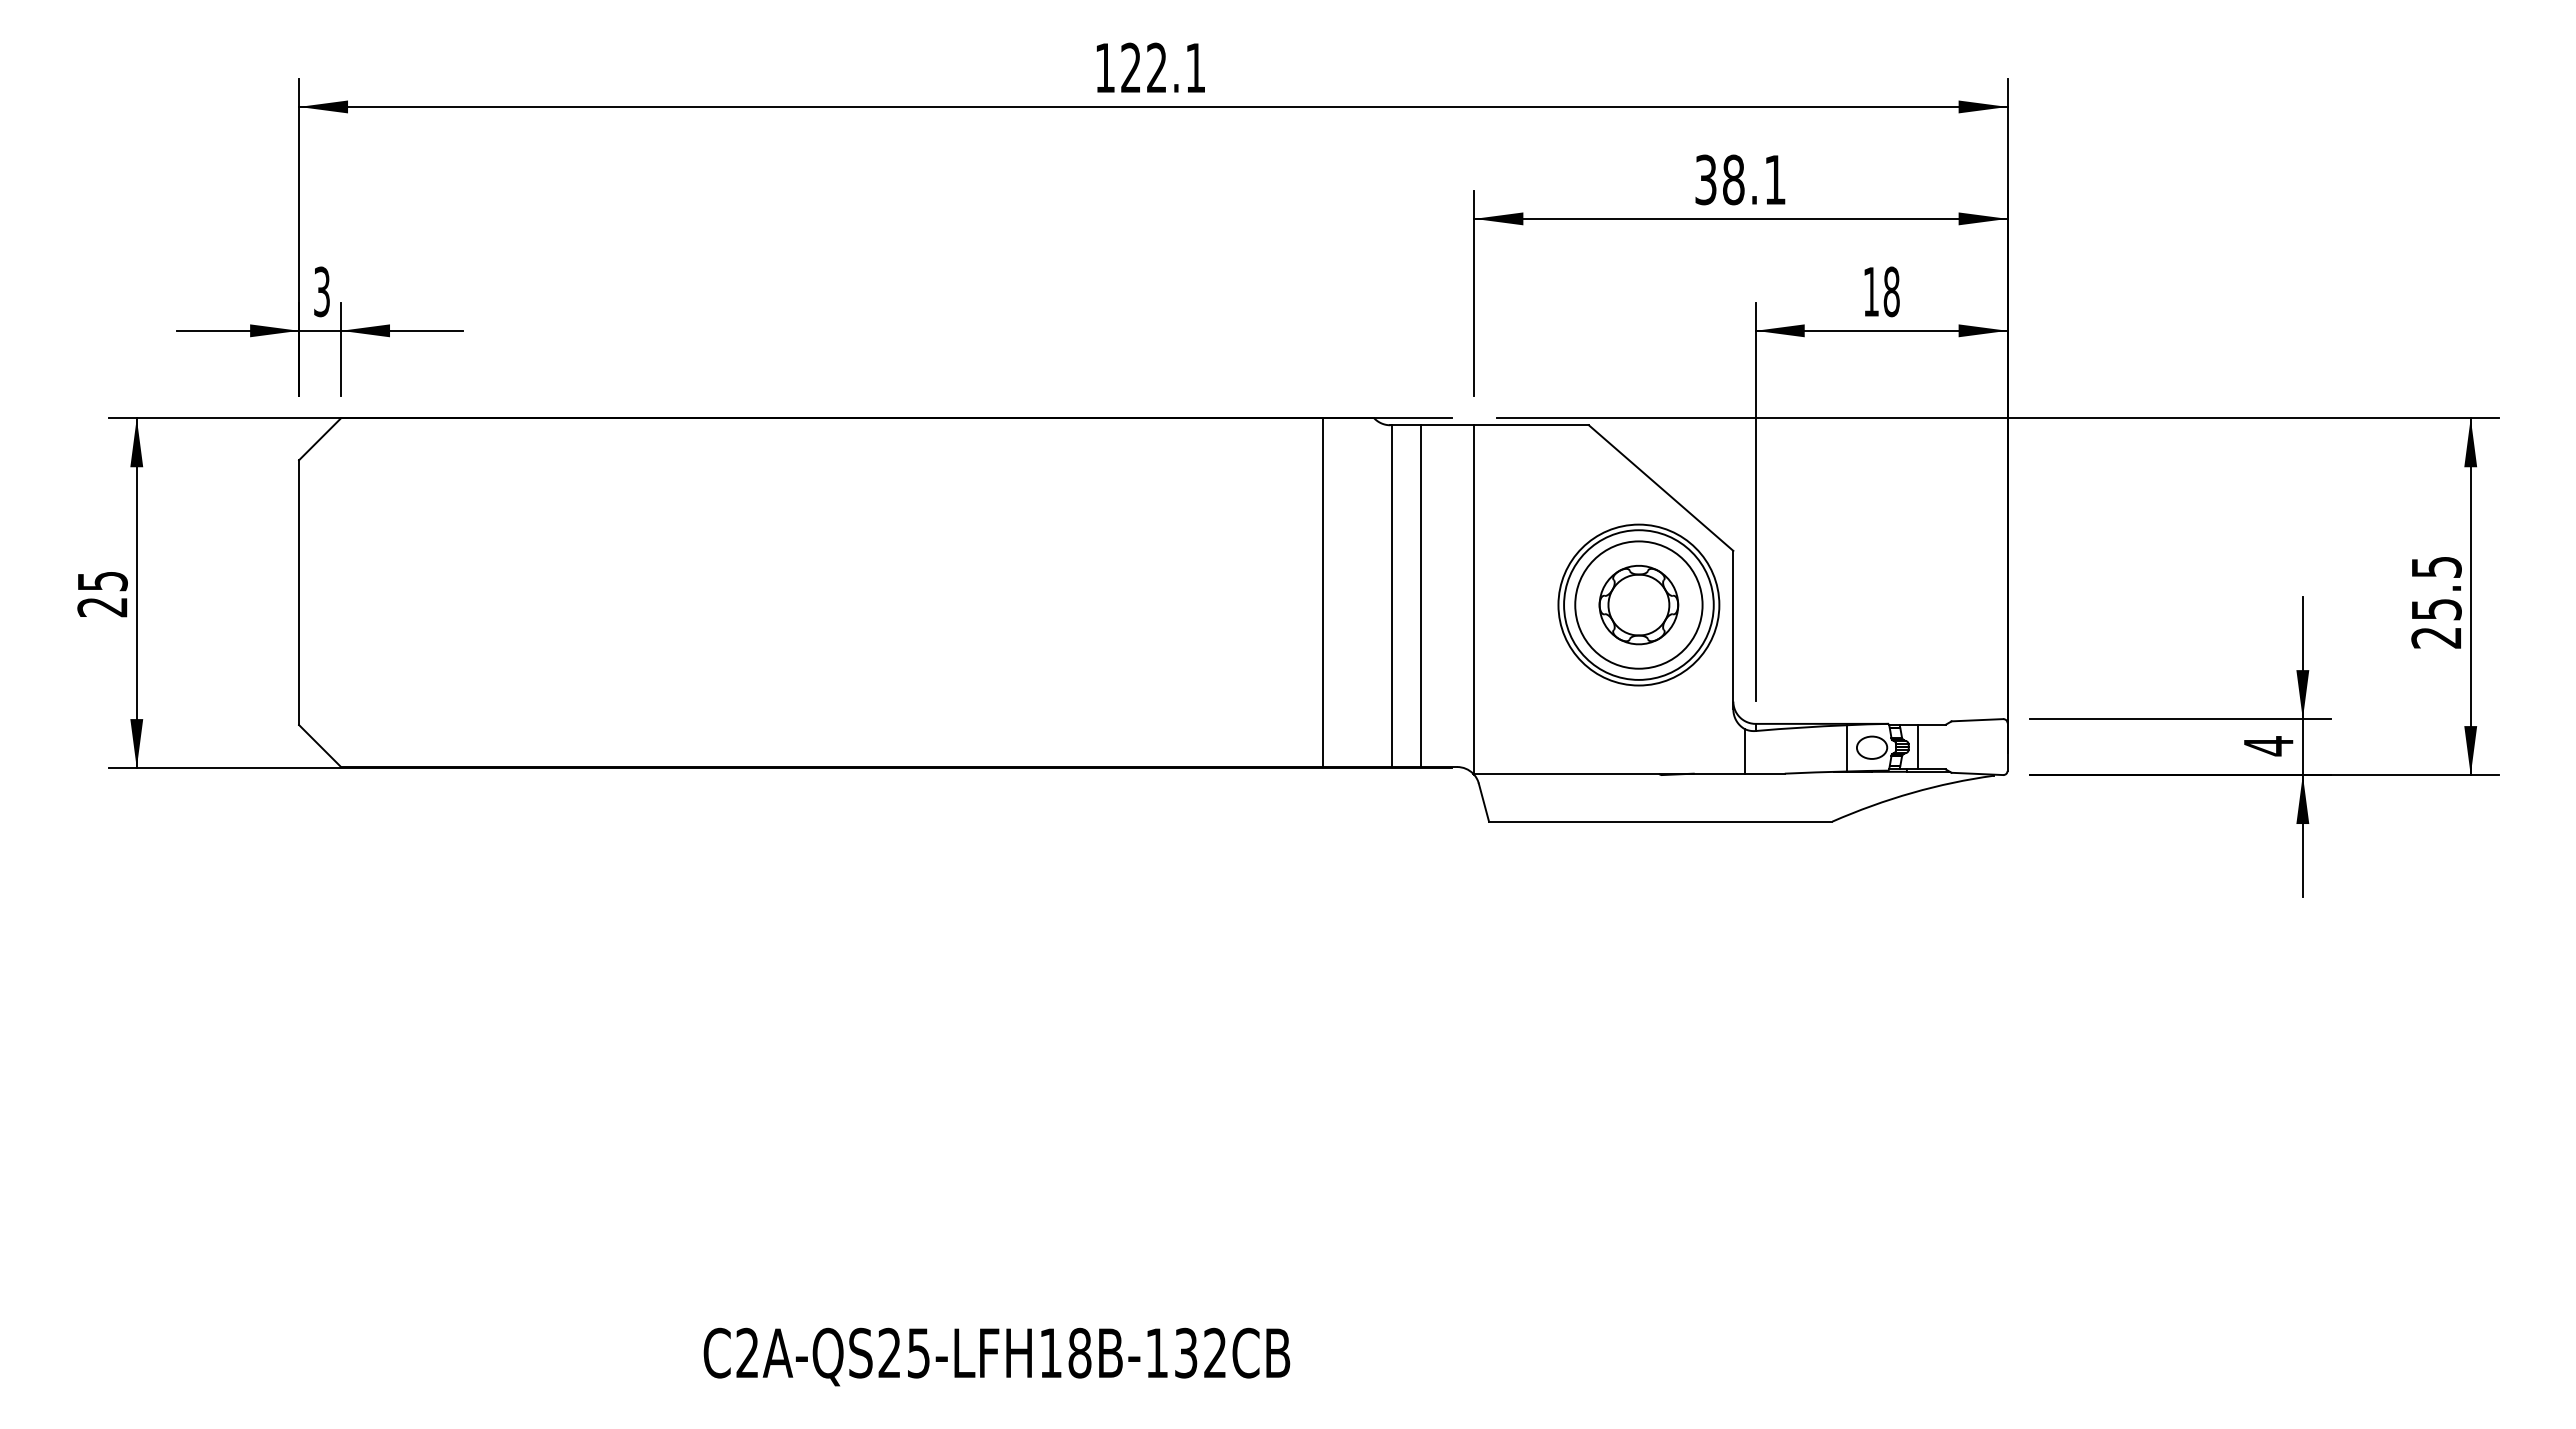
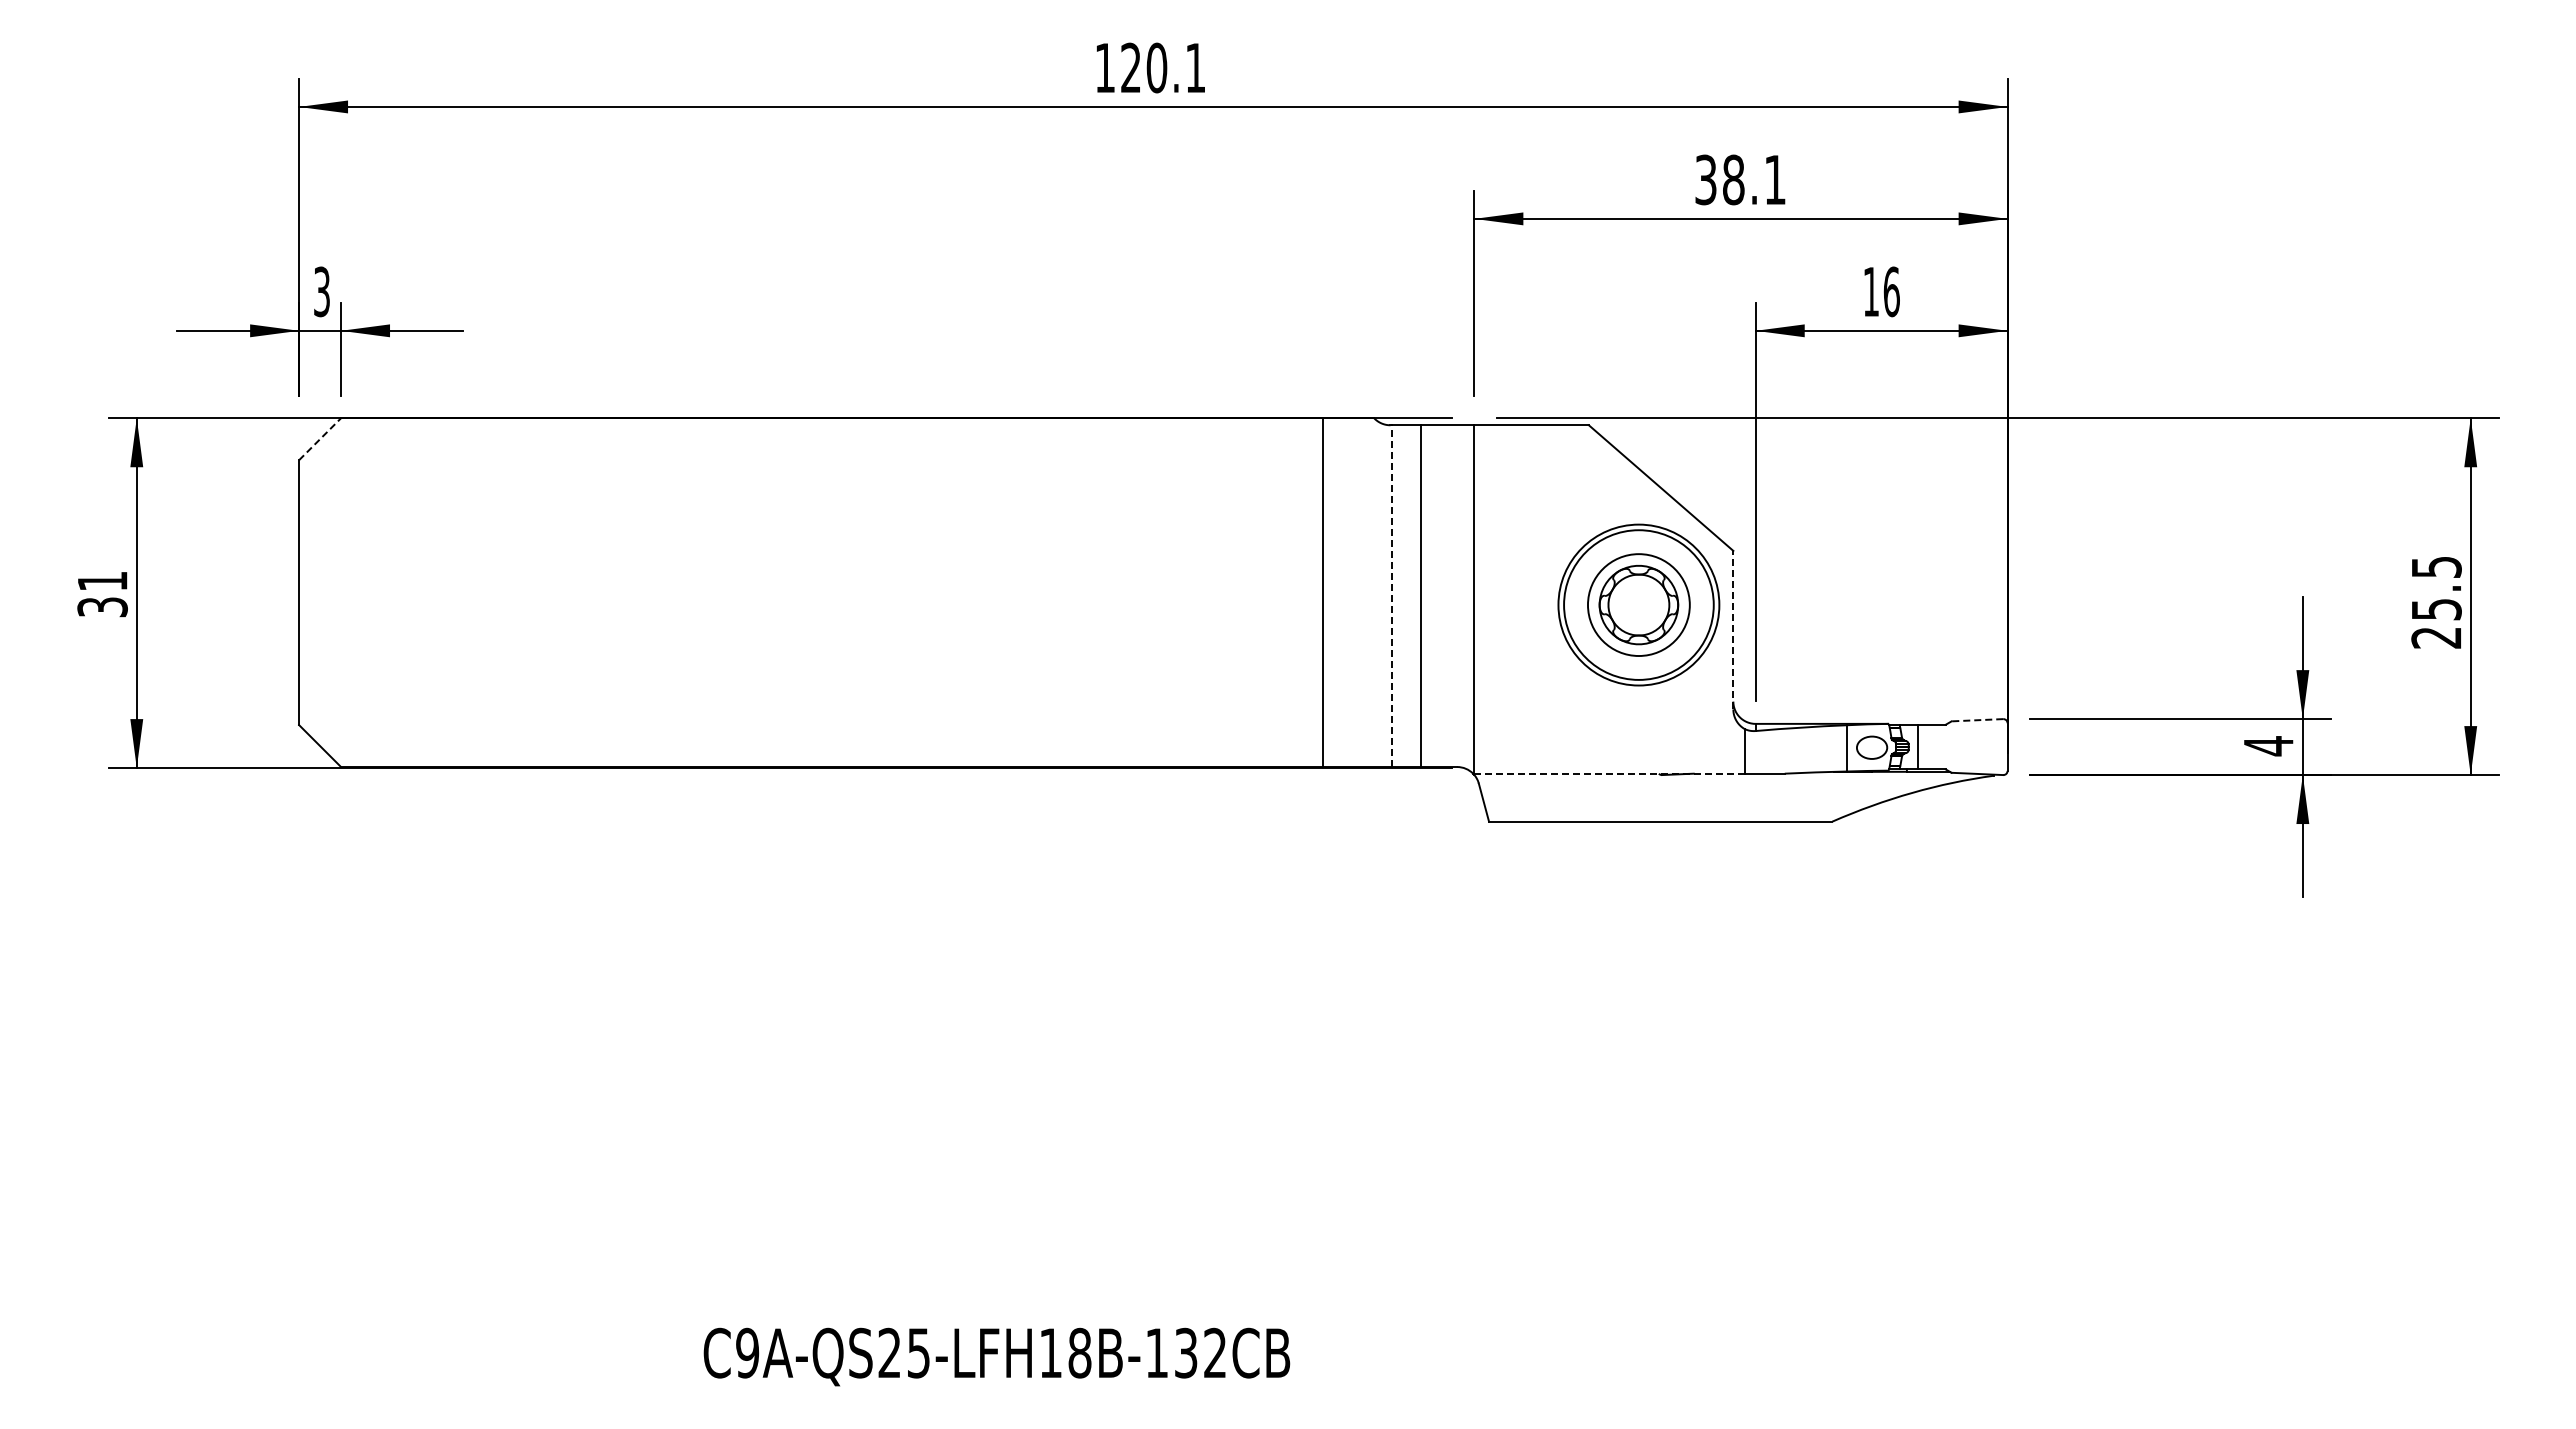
text: 122.1 -> 120.1 (1156, 67)
text: 18 -> 16 (1891, 291)
line: solid -> dashed (320, 439)
text: 25 -> 31 (102, 594)
line: solid -> dashed (1391, 596)
circle diameter: 127 px -> 102 px (1638, 605)
line: solid -> dashed (1733, 629)
line: solid -> dashed (1977, 720)
line: solid -> dashed (1609, 773)
text: C2A-QS25-LFH18B-132CB -> C9A-QS25-LFH18B-132CB (747, 1353)
